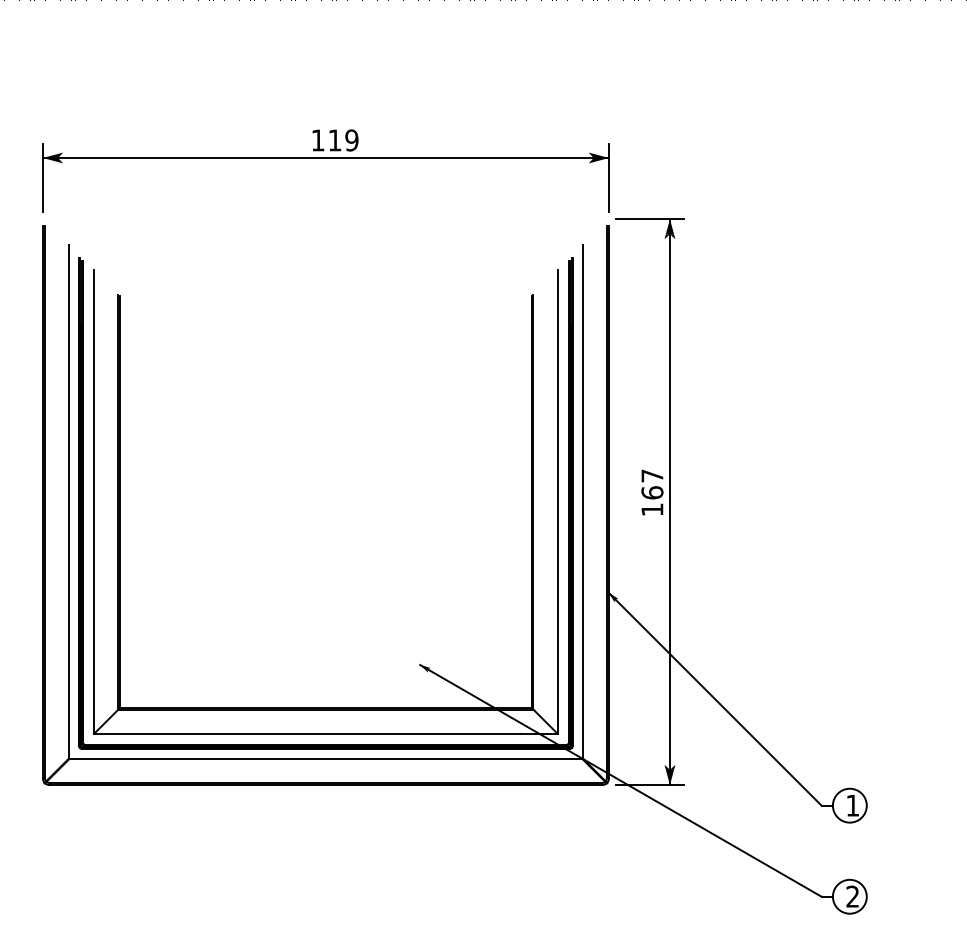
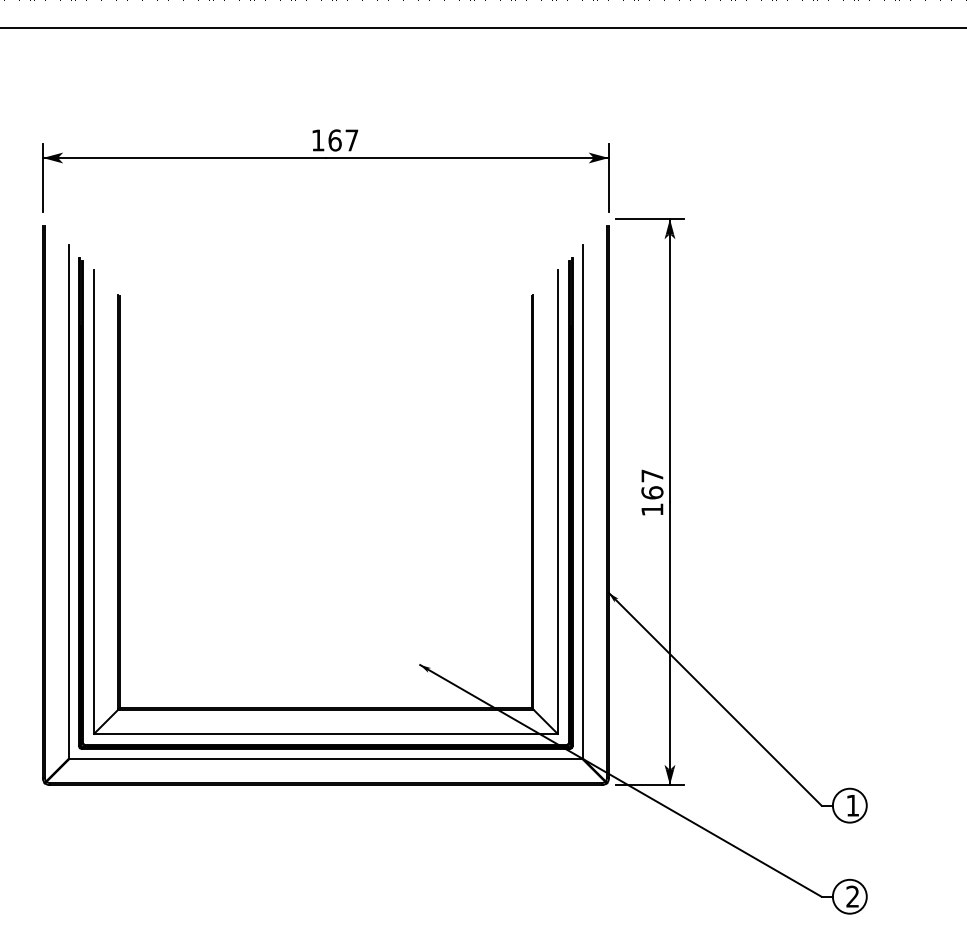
line: none -> present (482, 28)
text: 119 -> 167 (343, 140)
